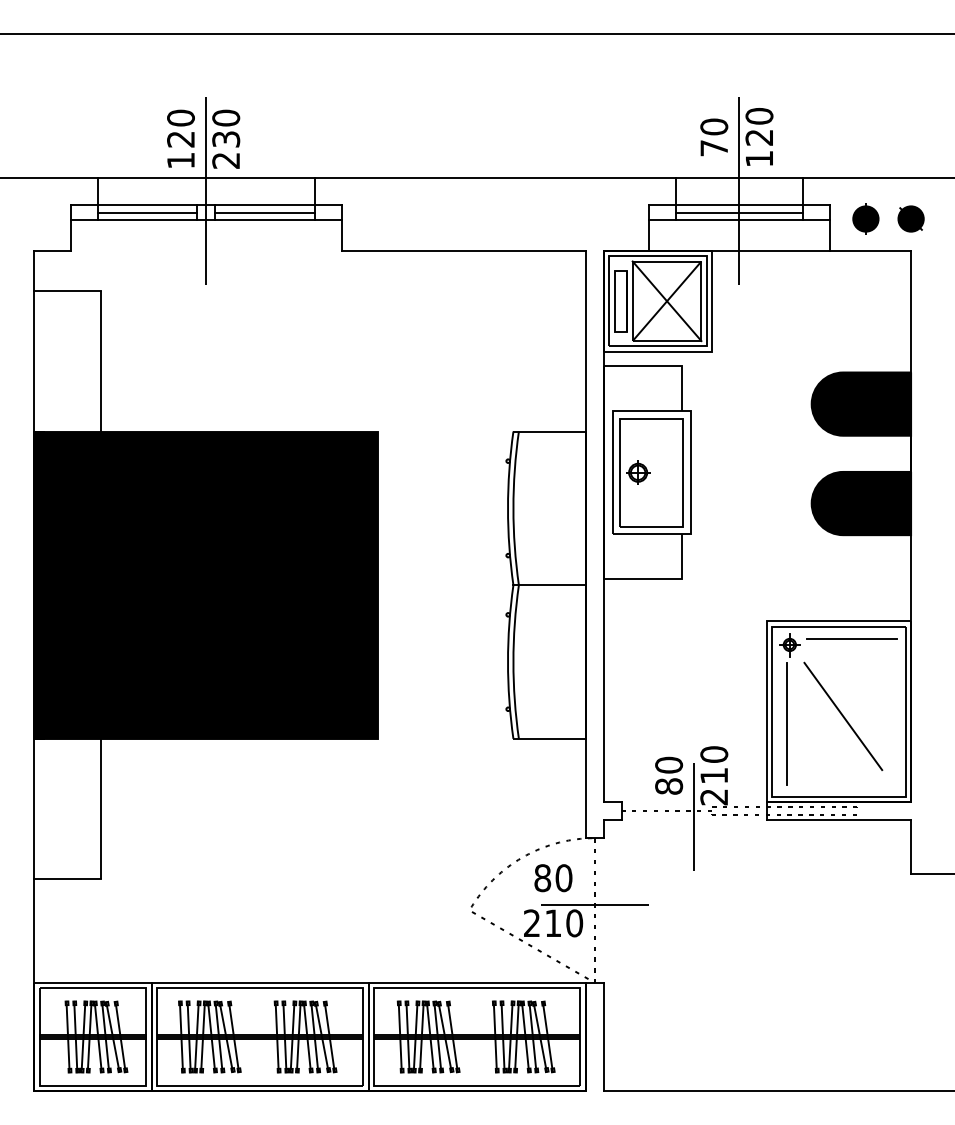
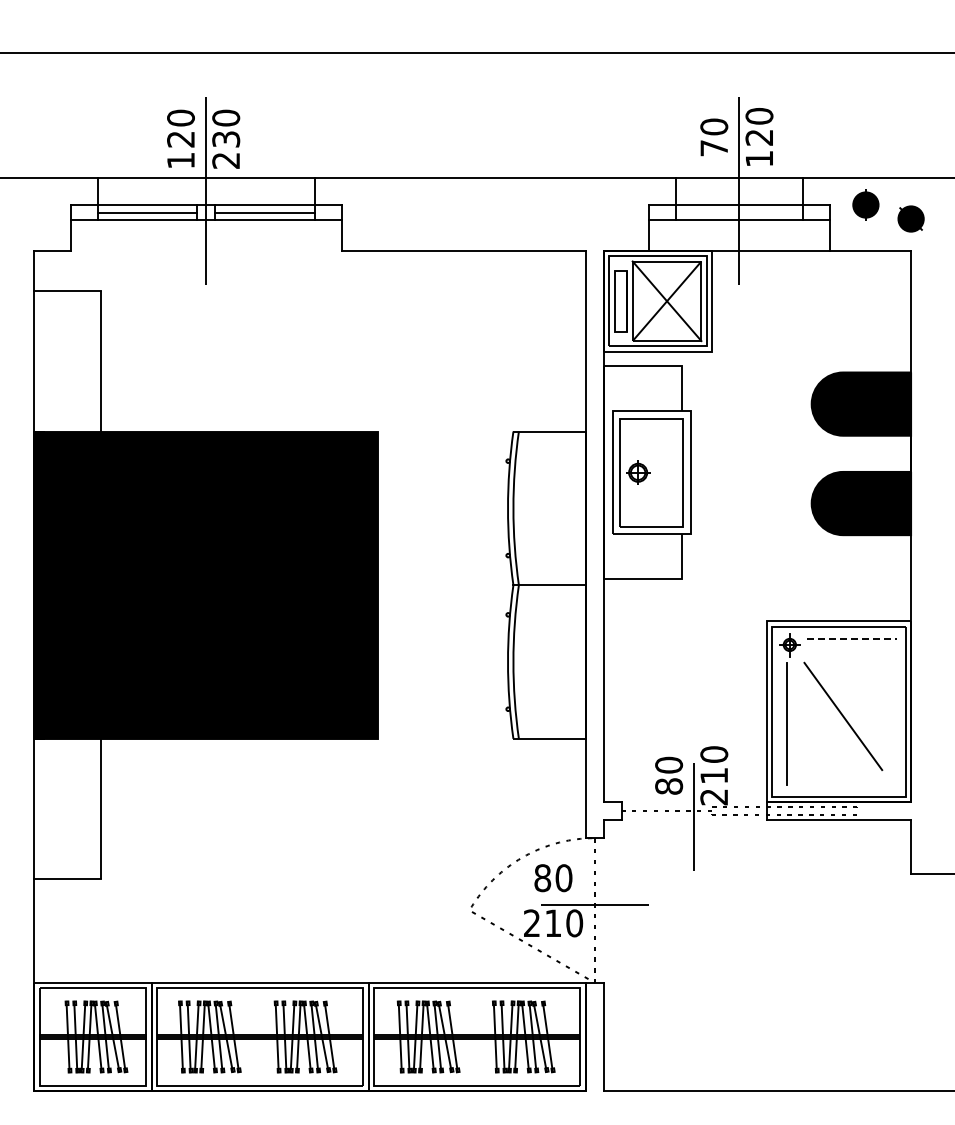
line position: (476, 33) -> (476, 52) (476, 52)
line: present -> none (739, 212)
part position: (865, 218) -> (865, 204) (865, 204)
line: solid -> dashed (852, 638)
